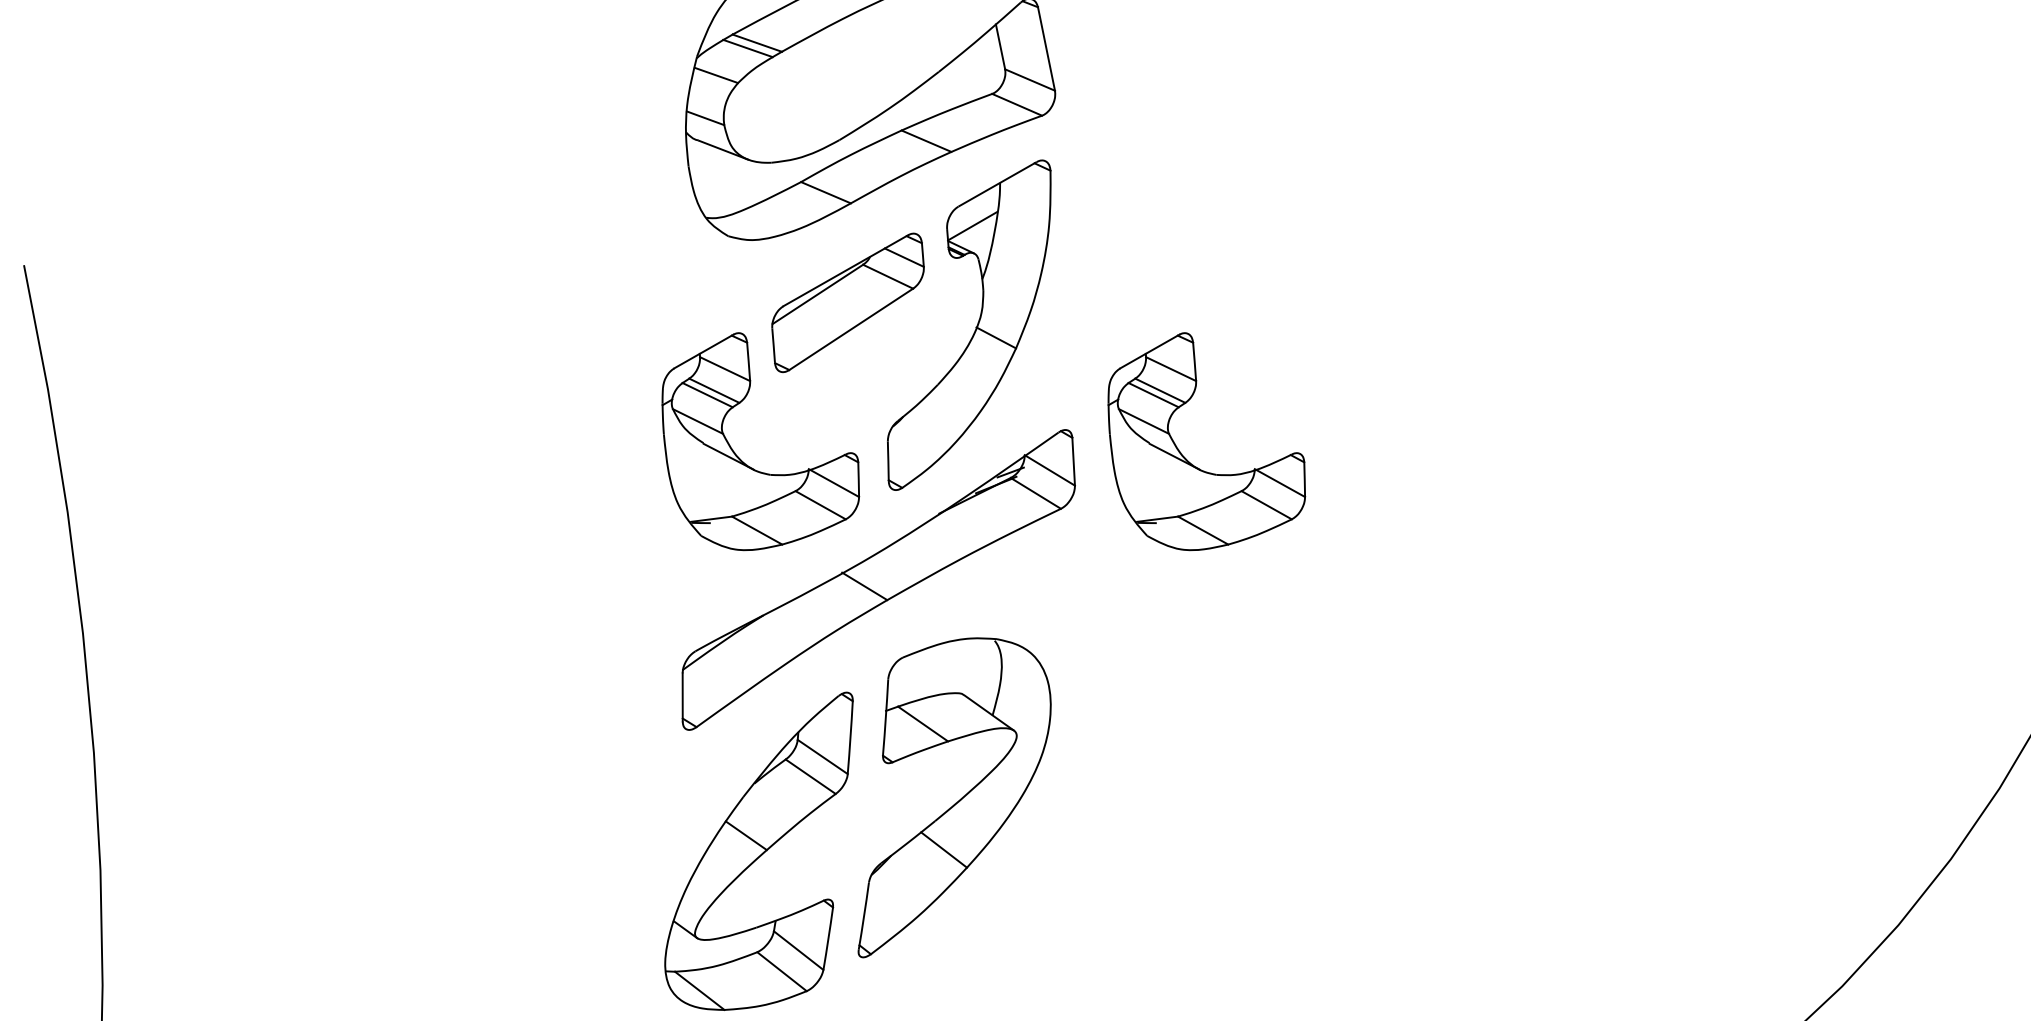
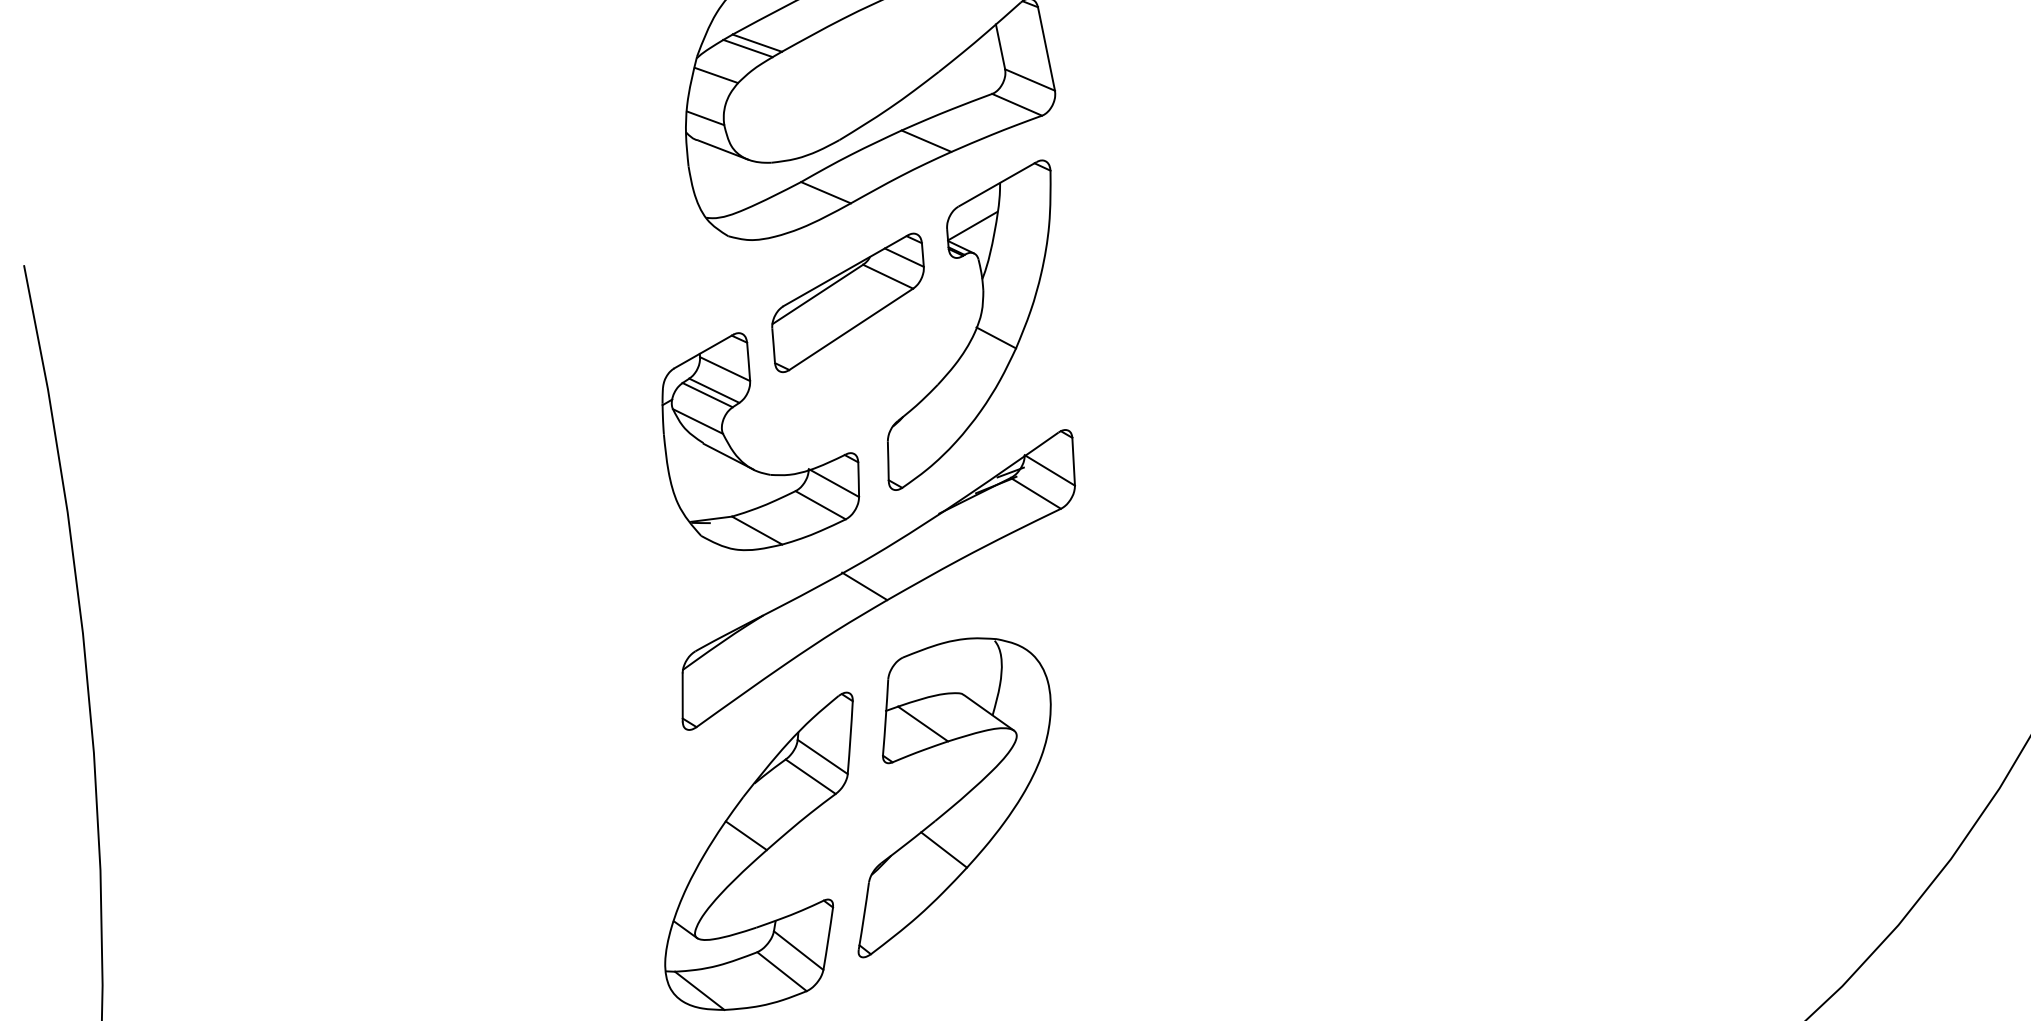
part: present -> none (1187, 459)
